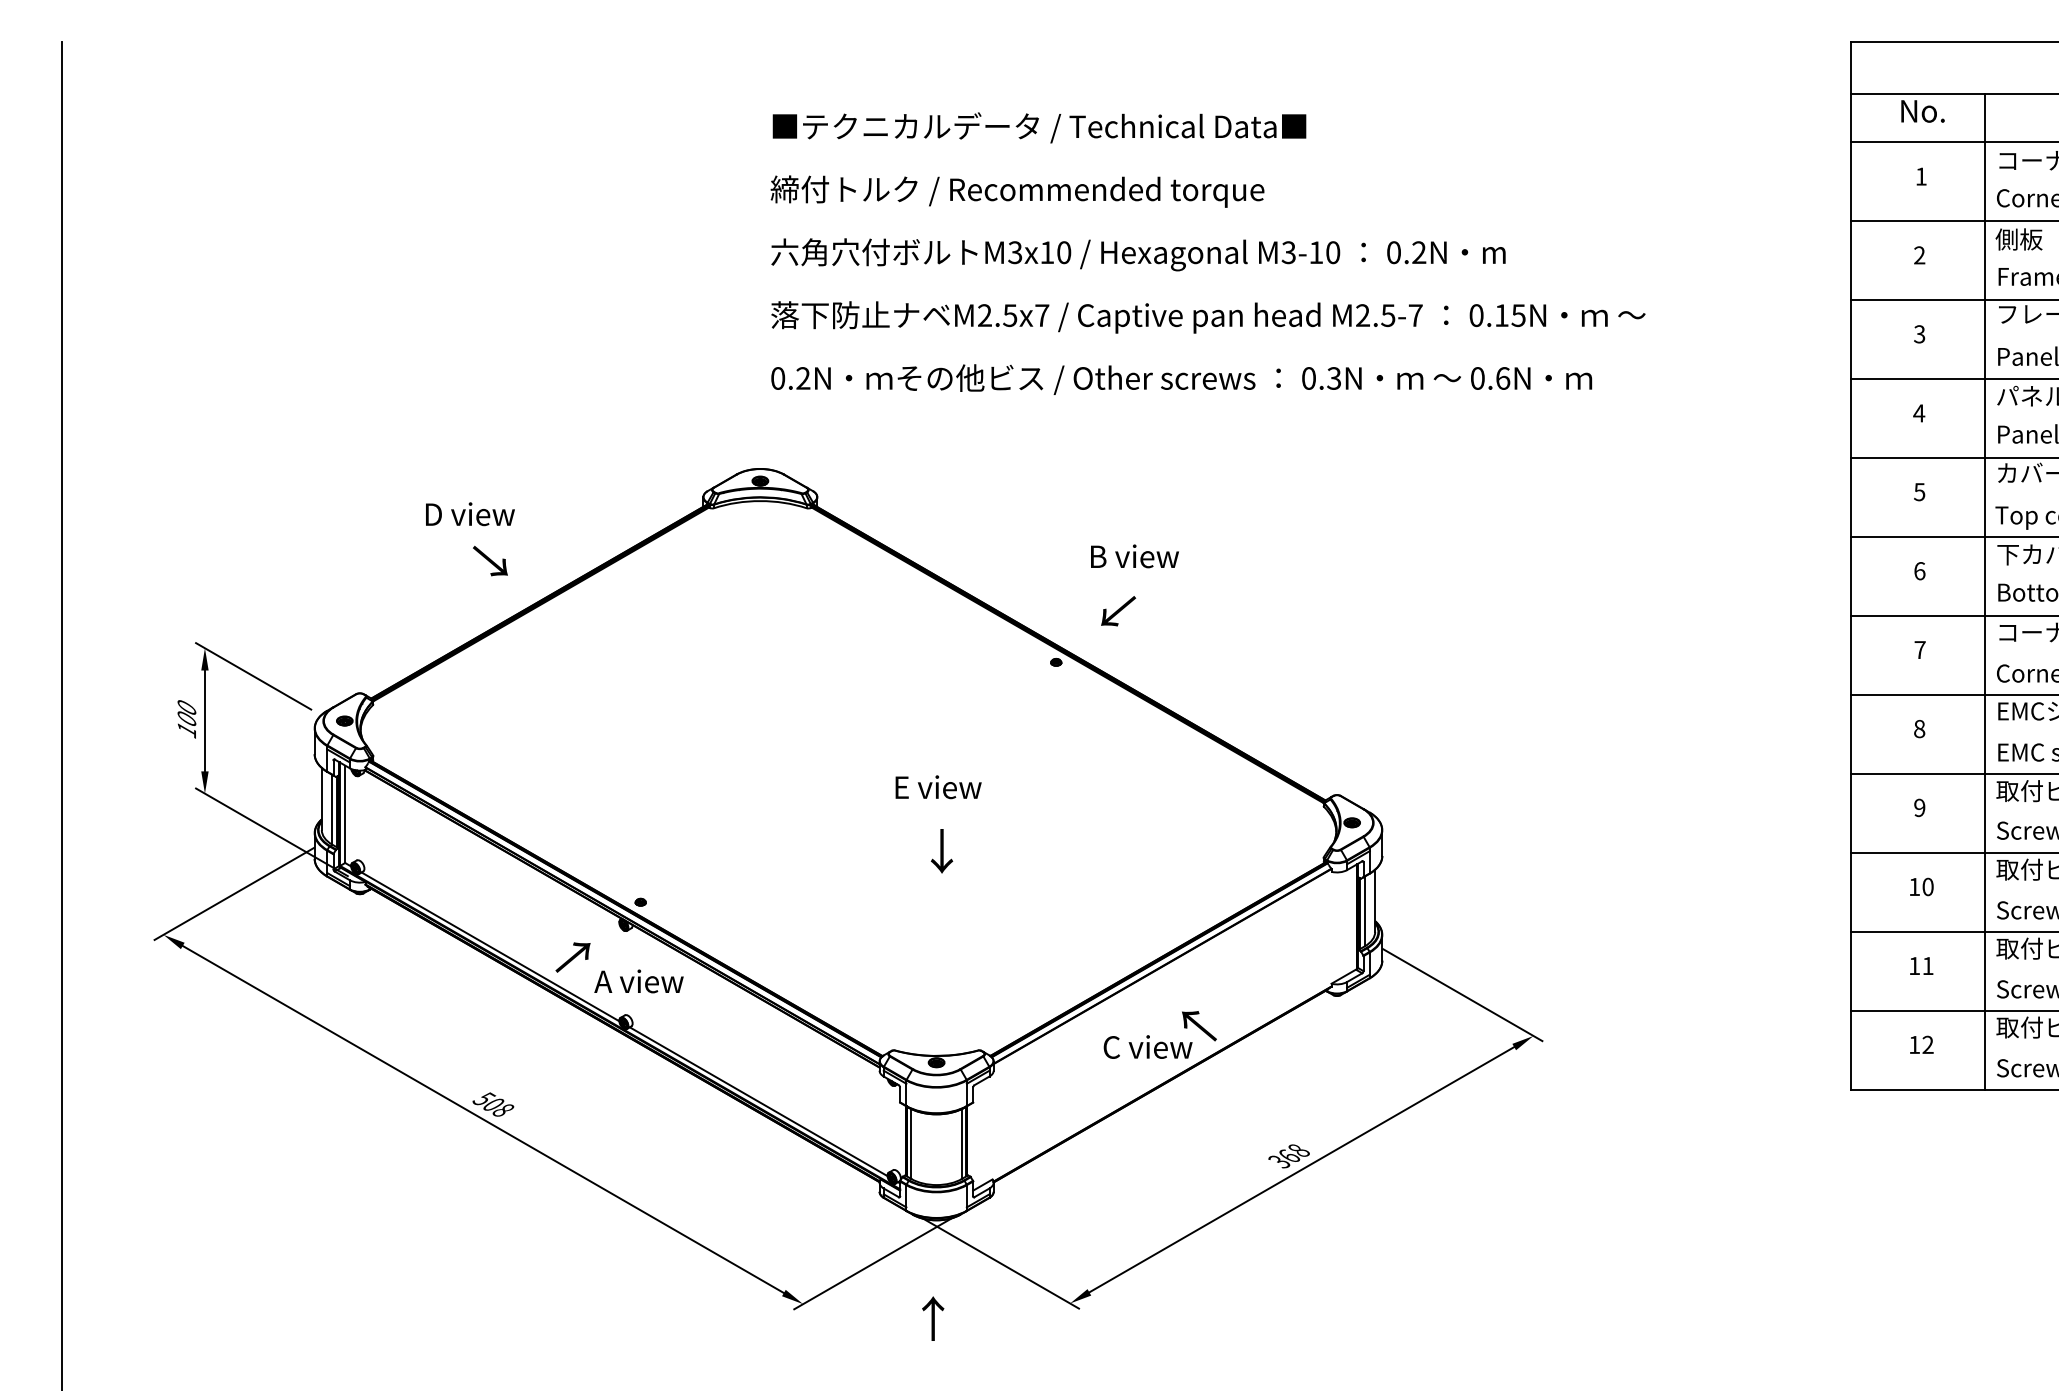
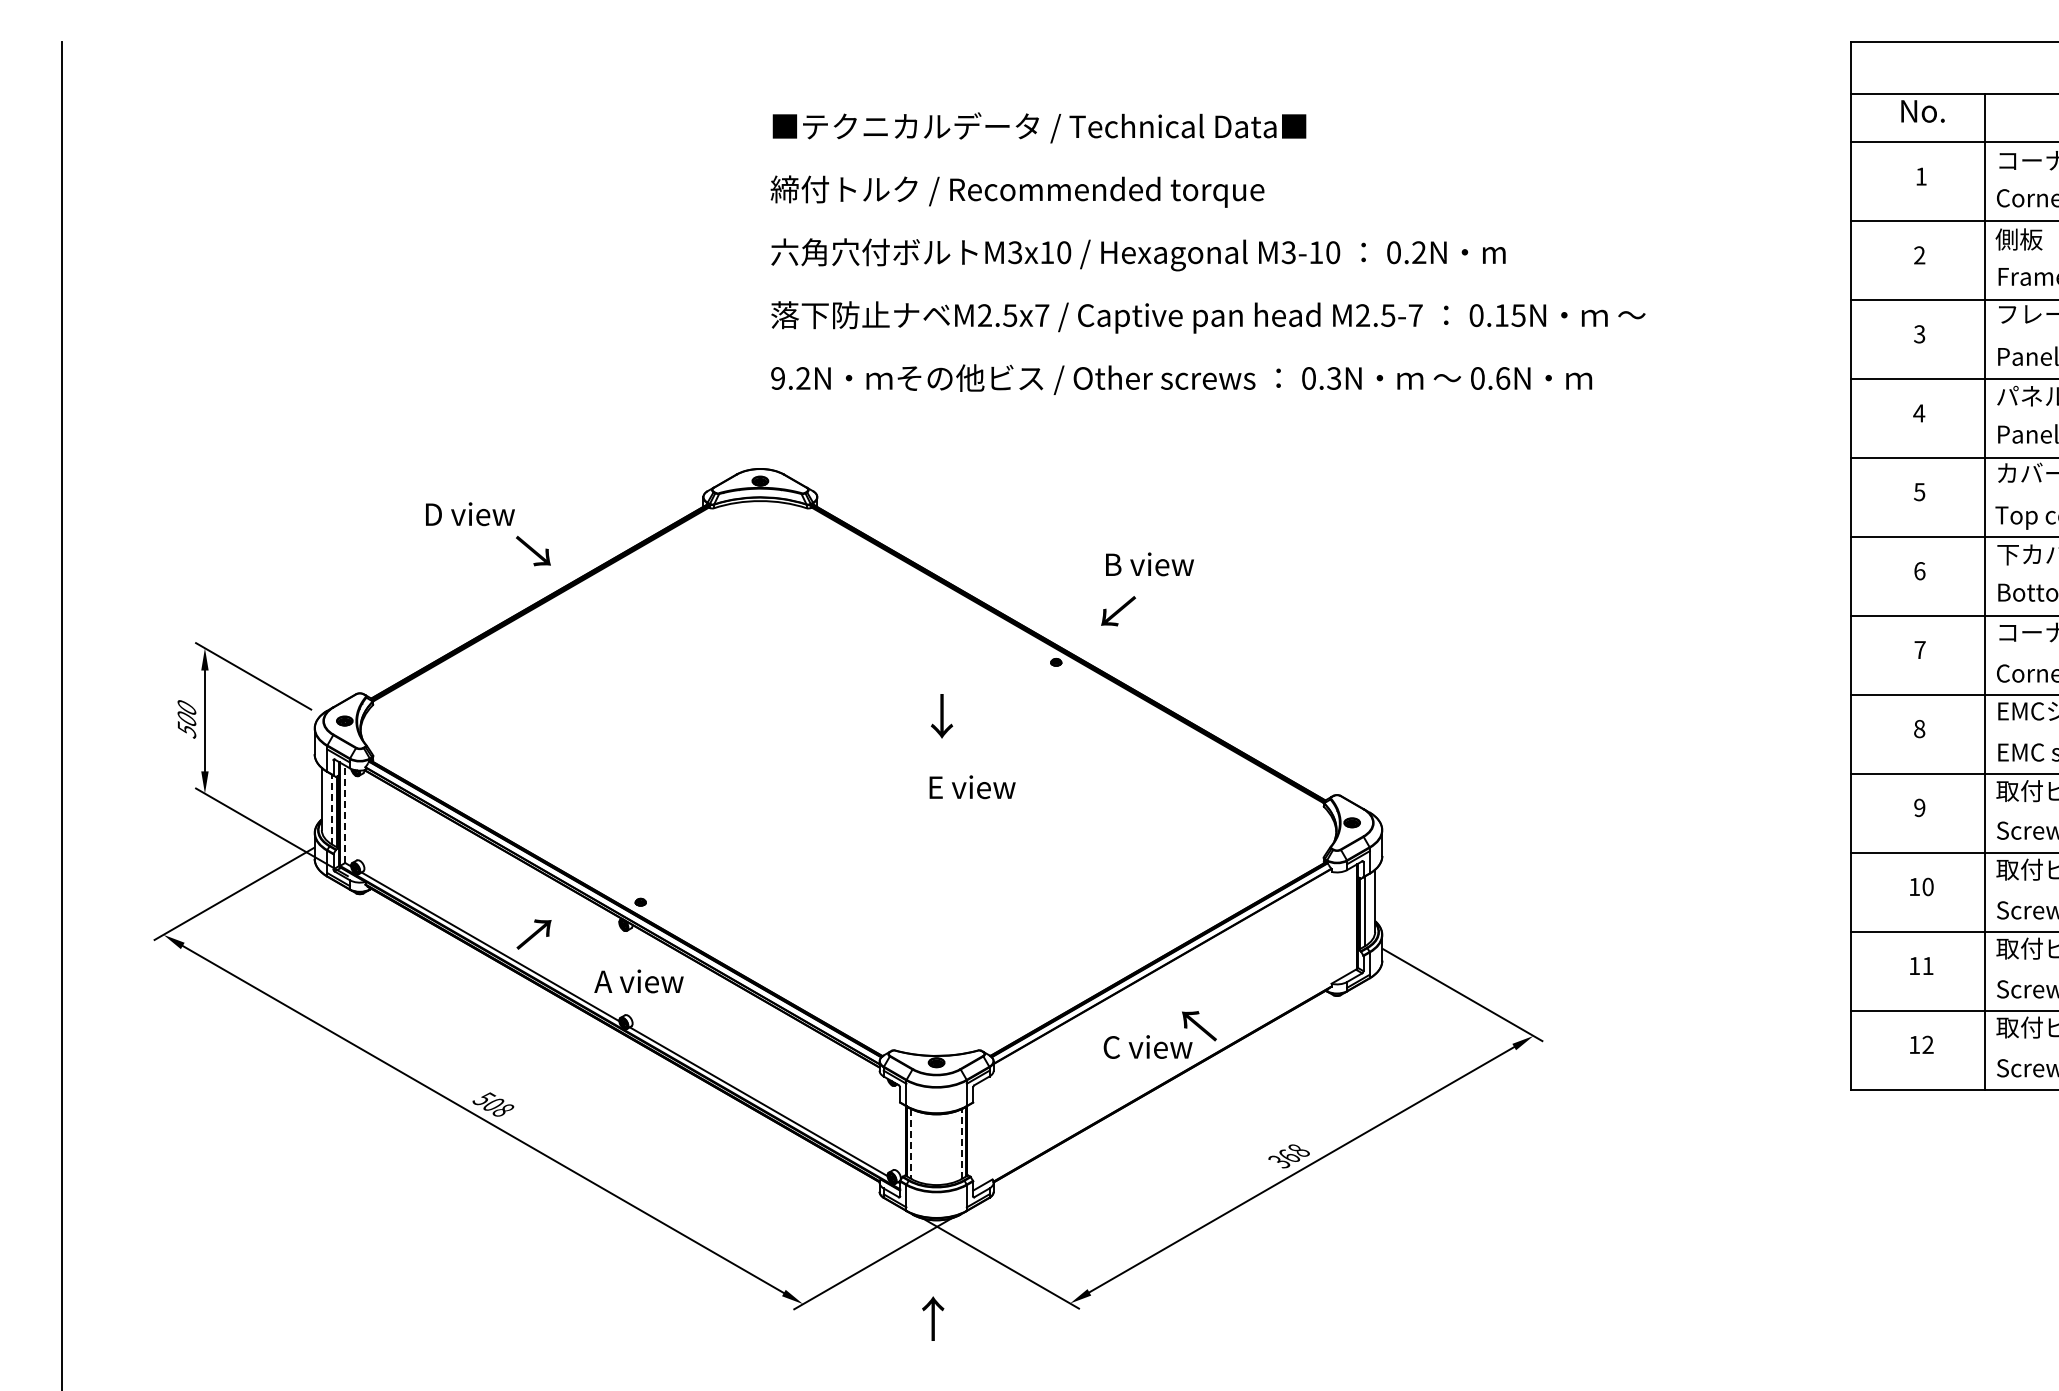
text: 0.2N -> 9.2N (778, 378)
text position: (1134, 556) -> (1149, 564) (1149, 564)
text position: (490, 560) -> (533, 550) (533, 550)
text: 100 -> 500 (186, 729)
text position: (938, 787) -> (972, 787) (972, 787)
line: solid -> dashed (332, 809)
line: solid -> dashed (345, 814)
text position: (942, 851) -> (942, 716) (942, 716)
text position: (572, 957) -> (533, 934) (533, 934)
line: solid -> dashed (911, 1144)
line: solid -> dashed (961, 1144)
